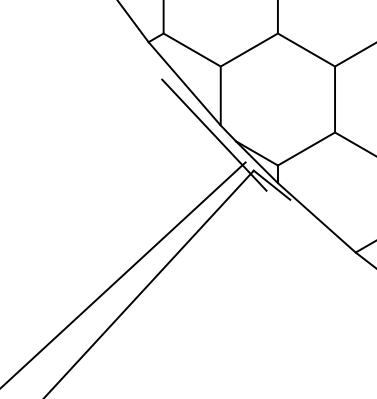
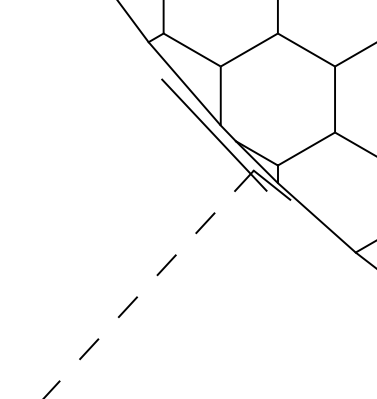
line: present -> none (123, 274)
line: solid -> dashed (148, 284)
